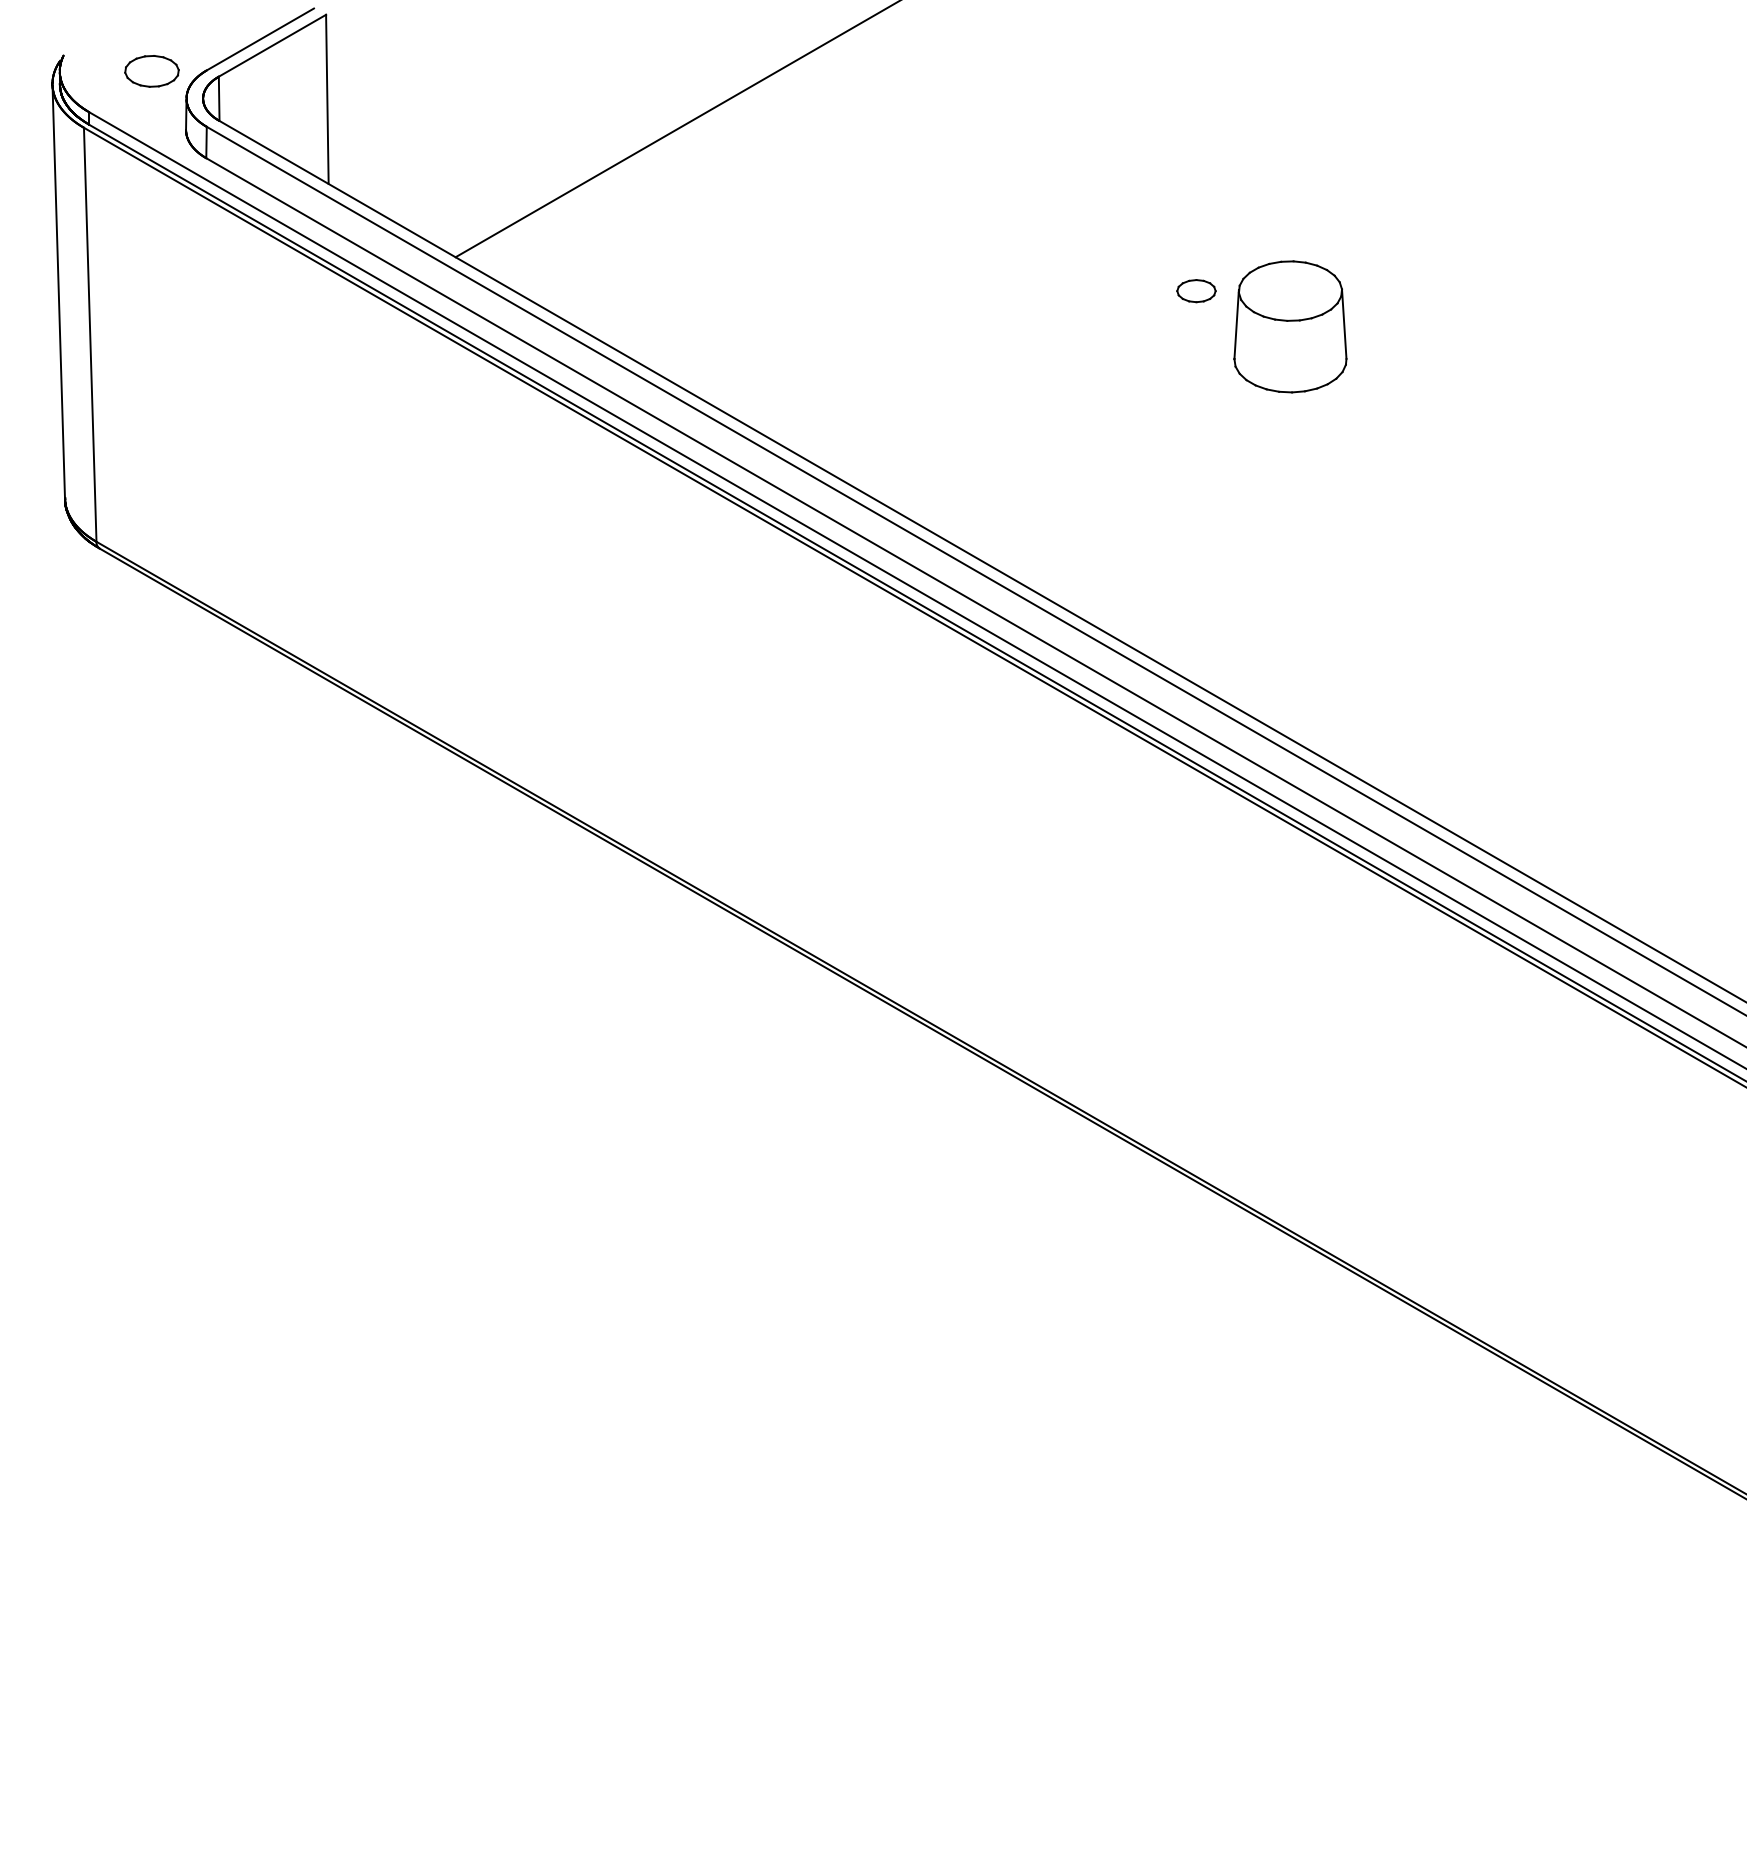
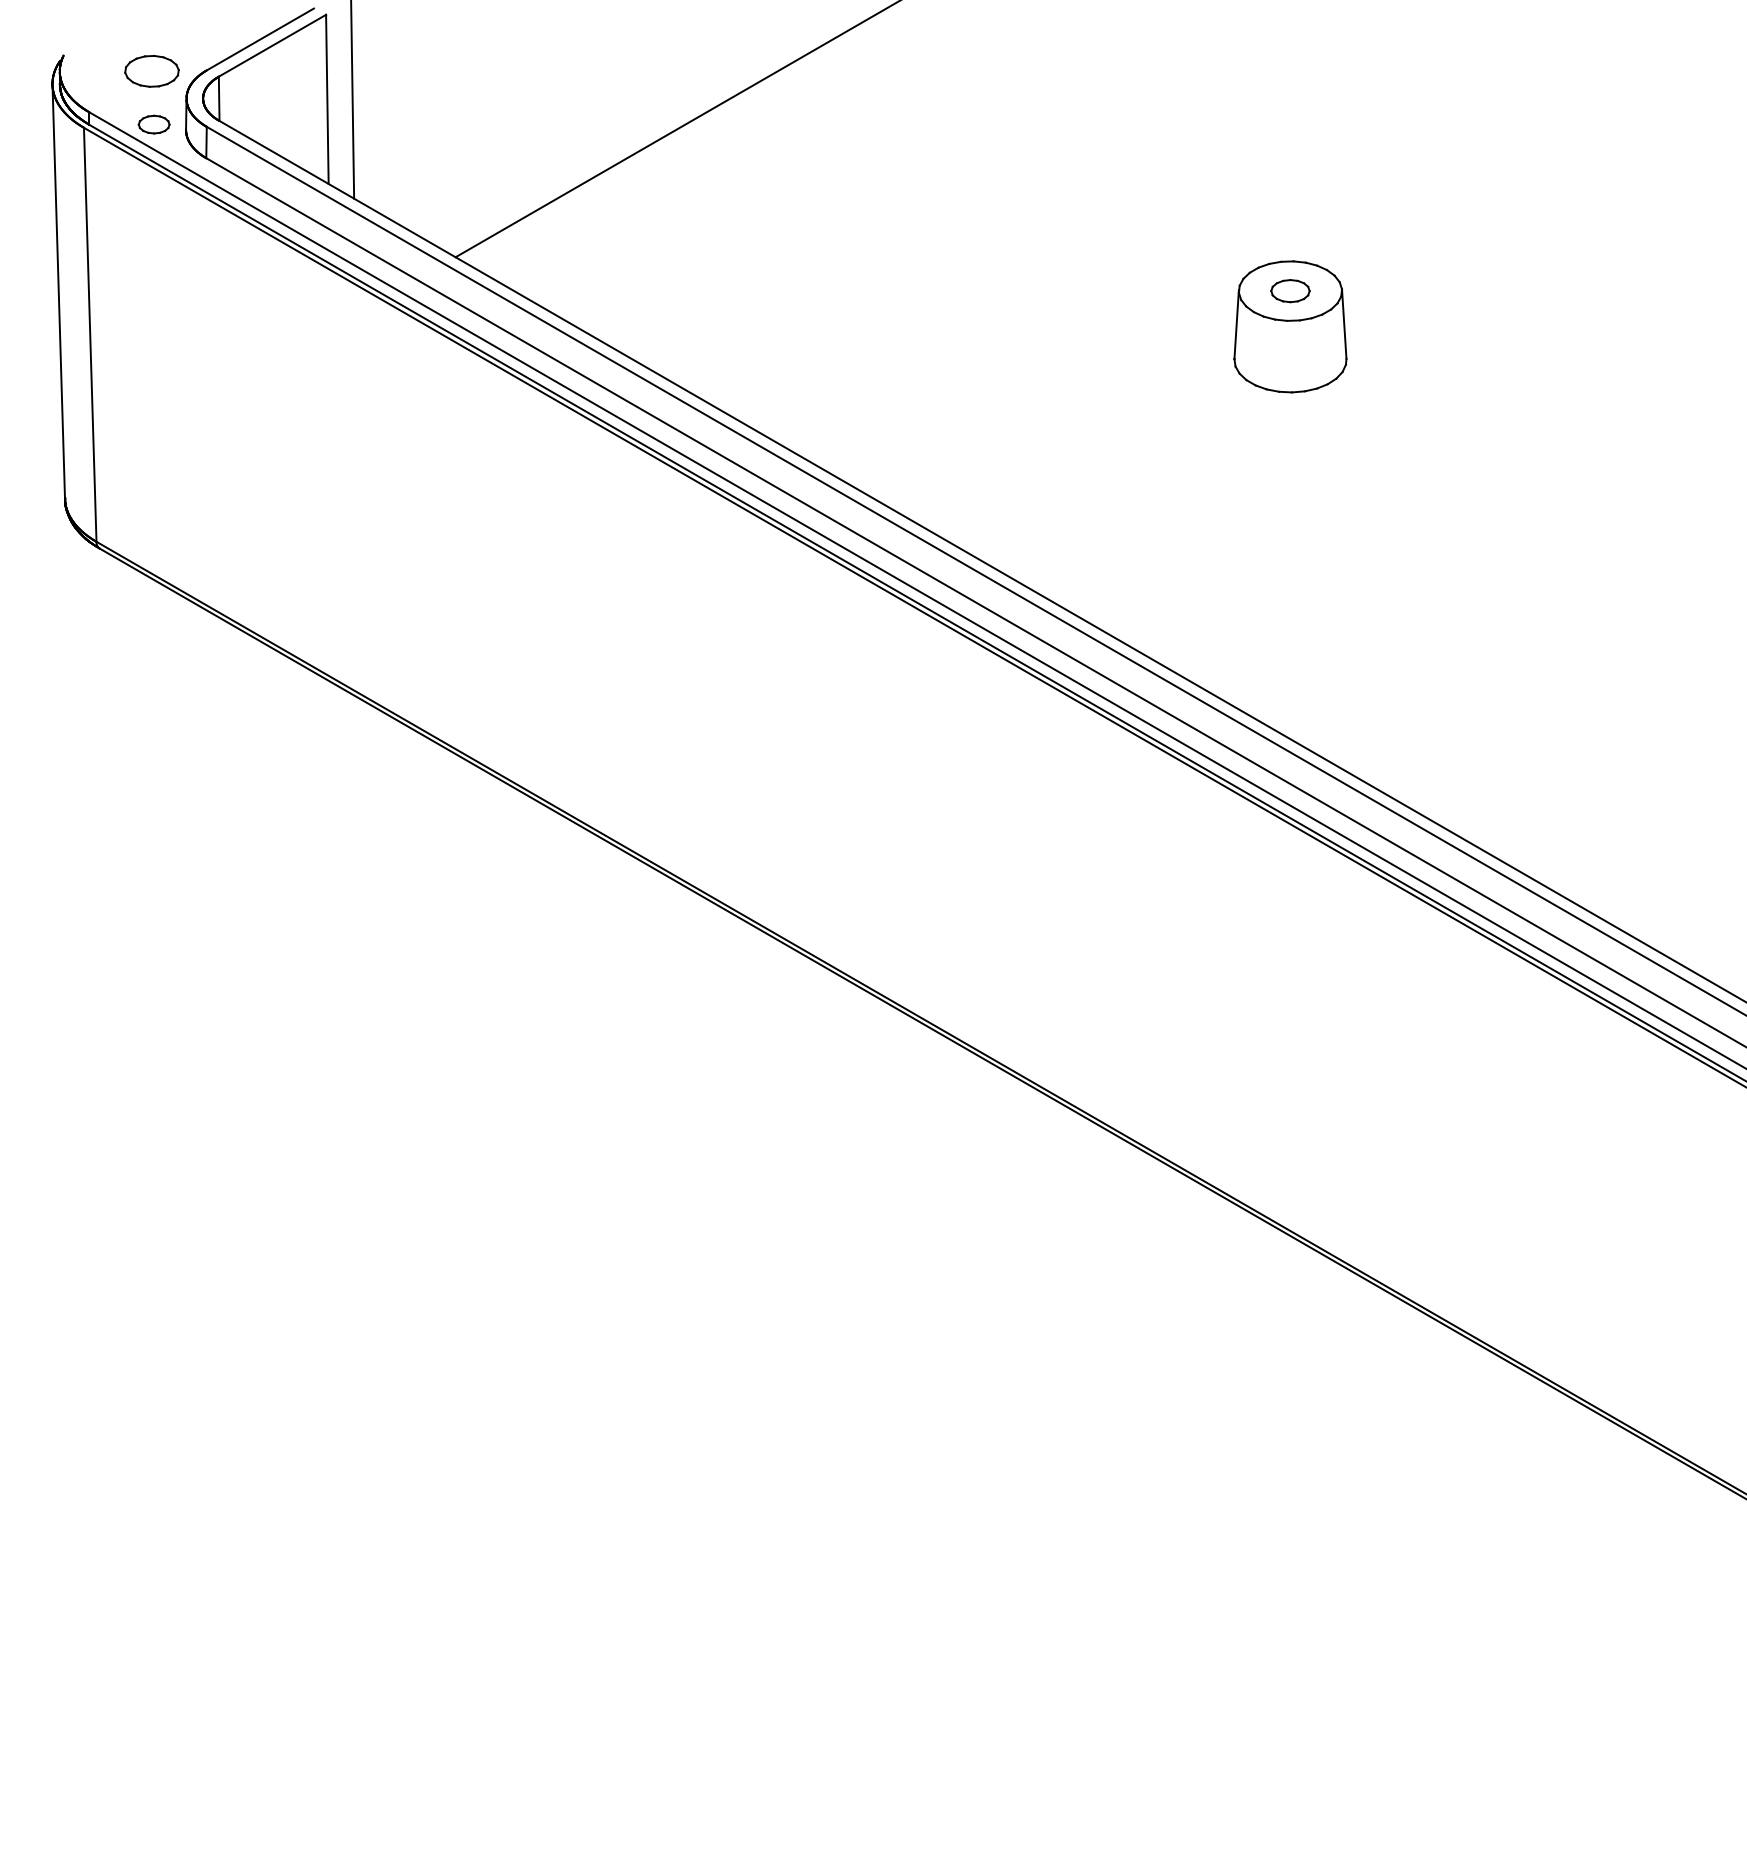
line: none -> present (352, 100)
part: none -> present (153, 124)
part position: (1196, 291) -> (1290, 291) (1290, 291)
